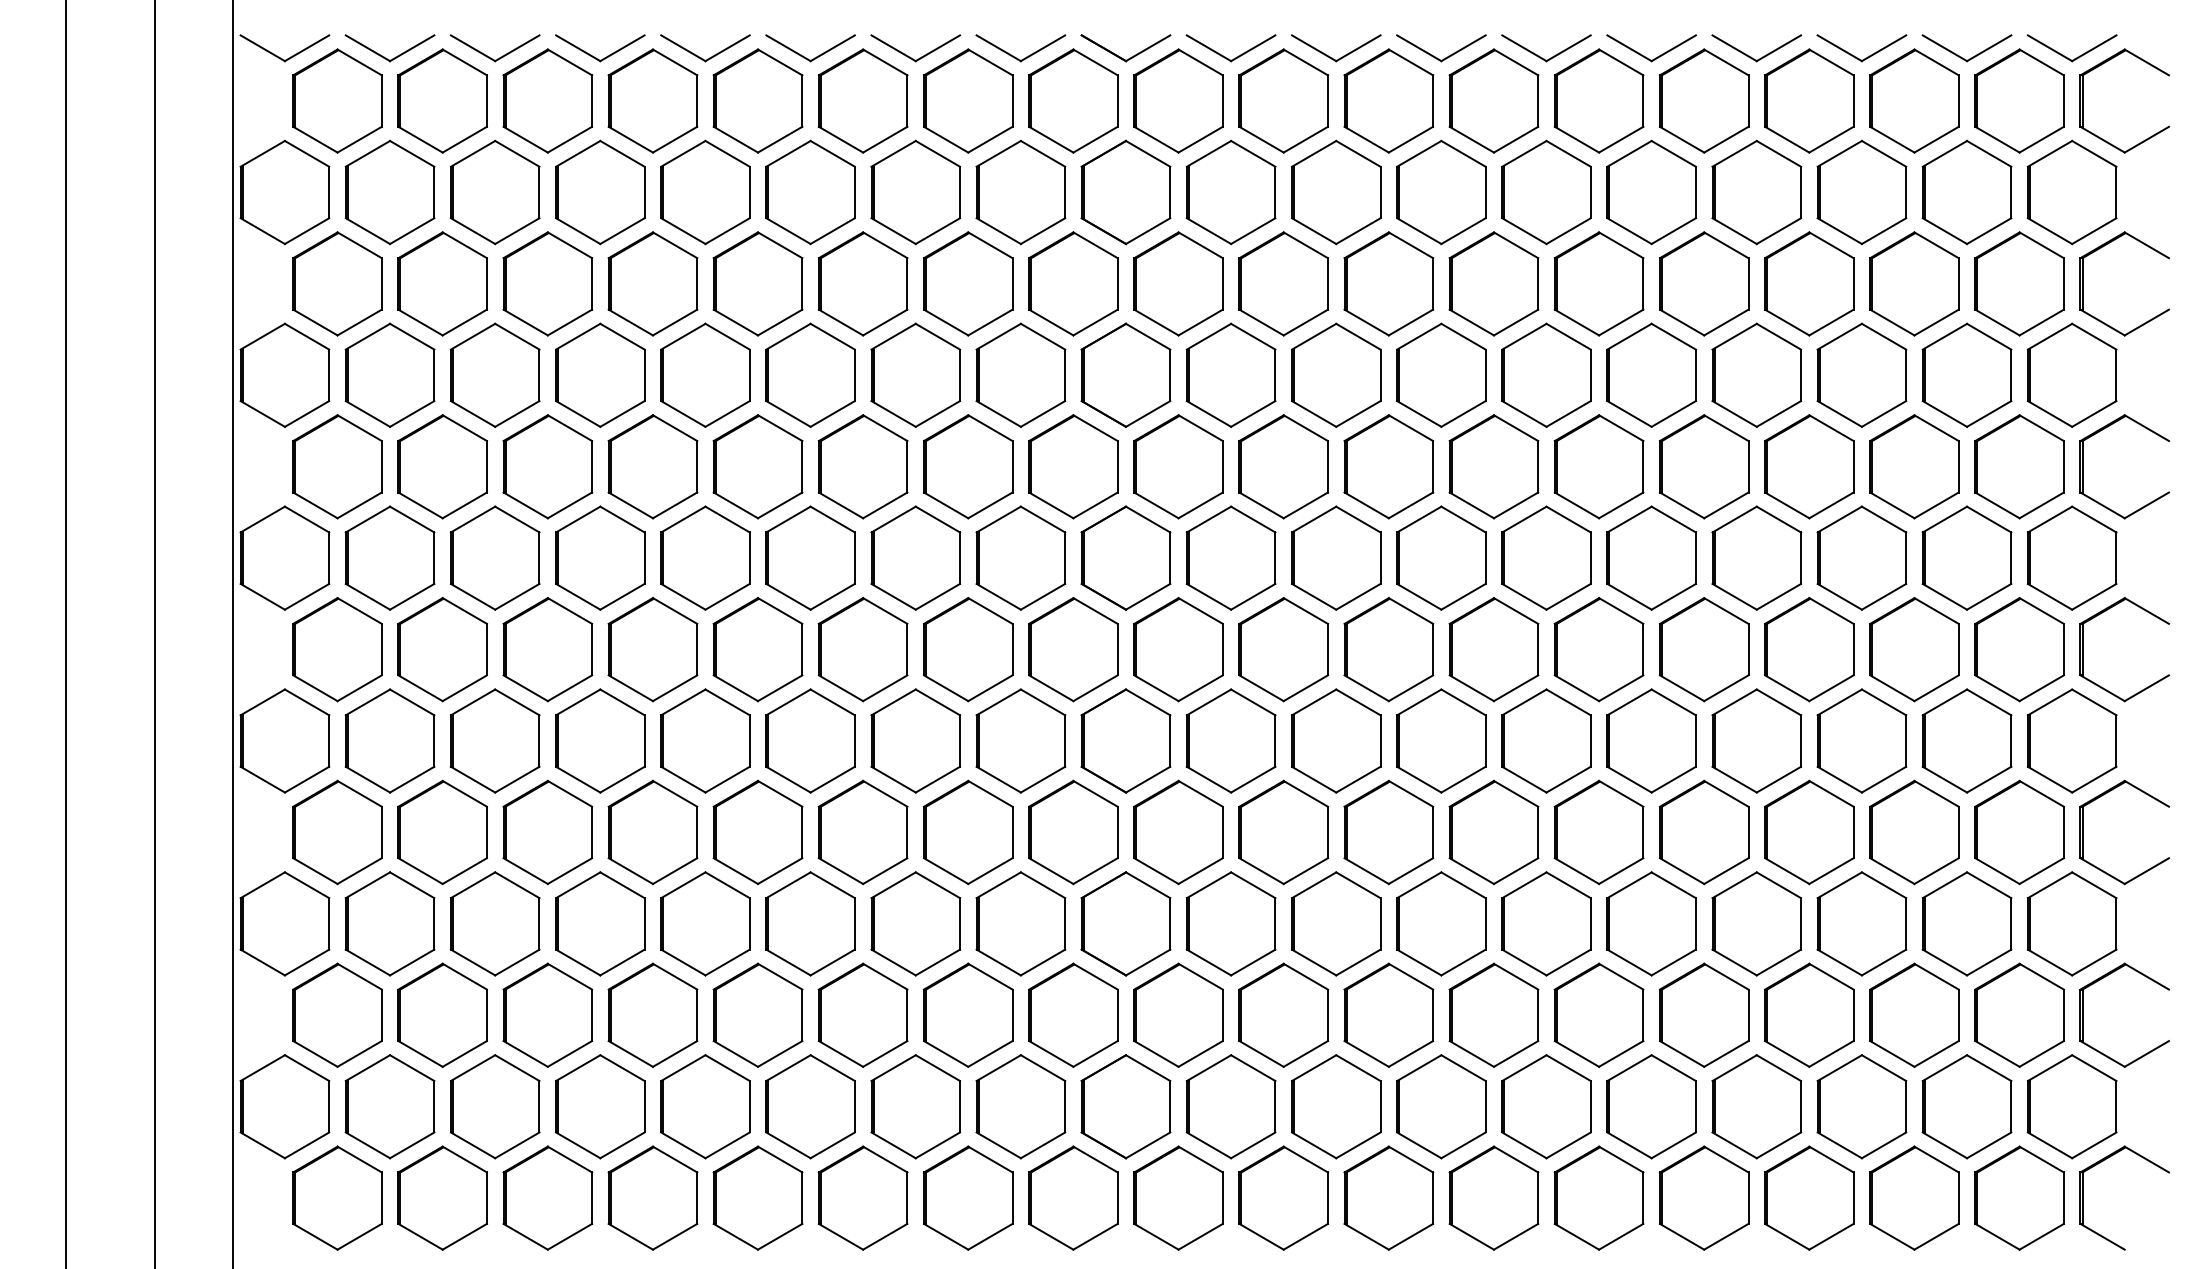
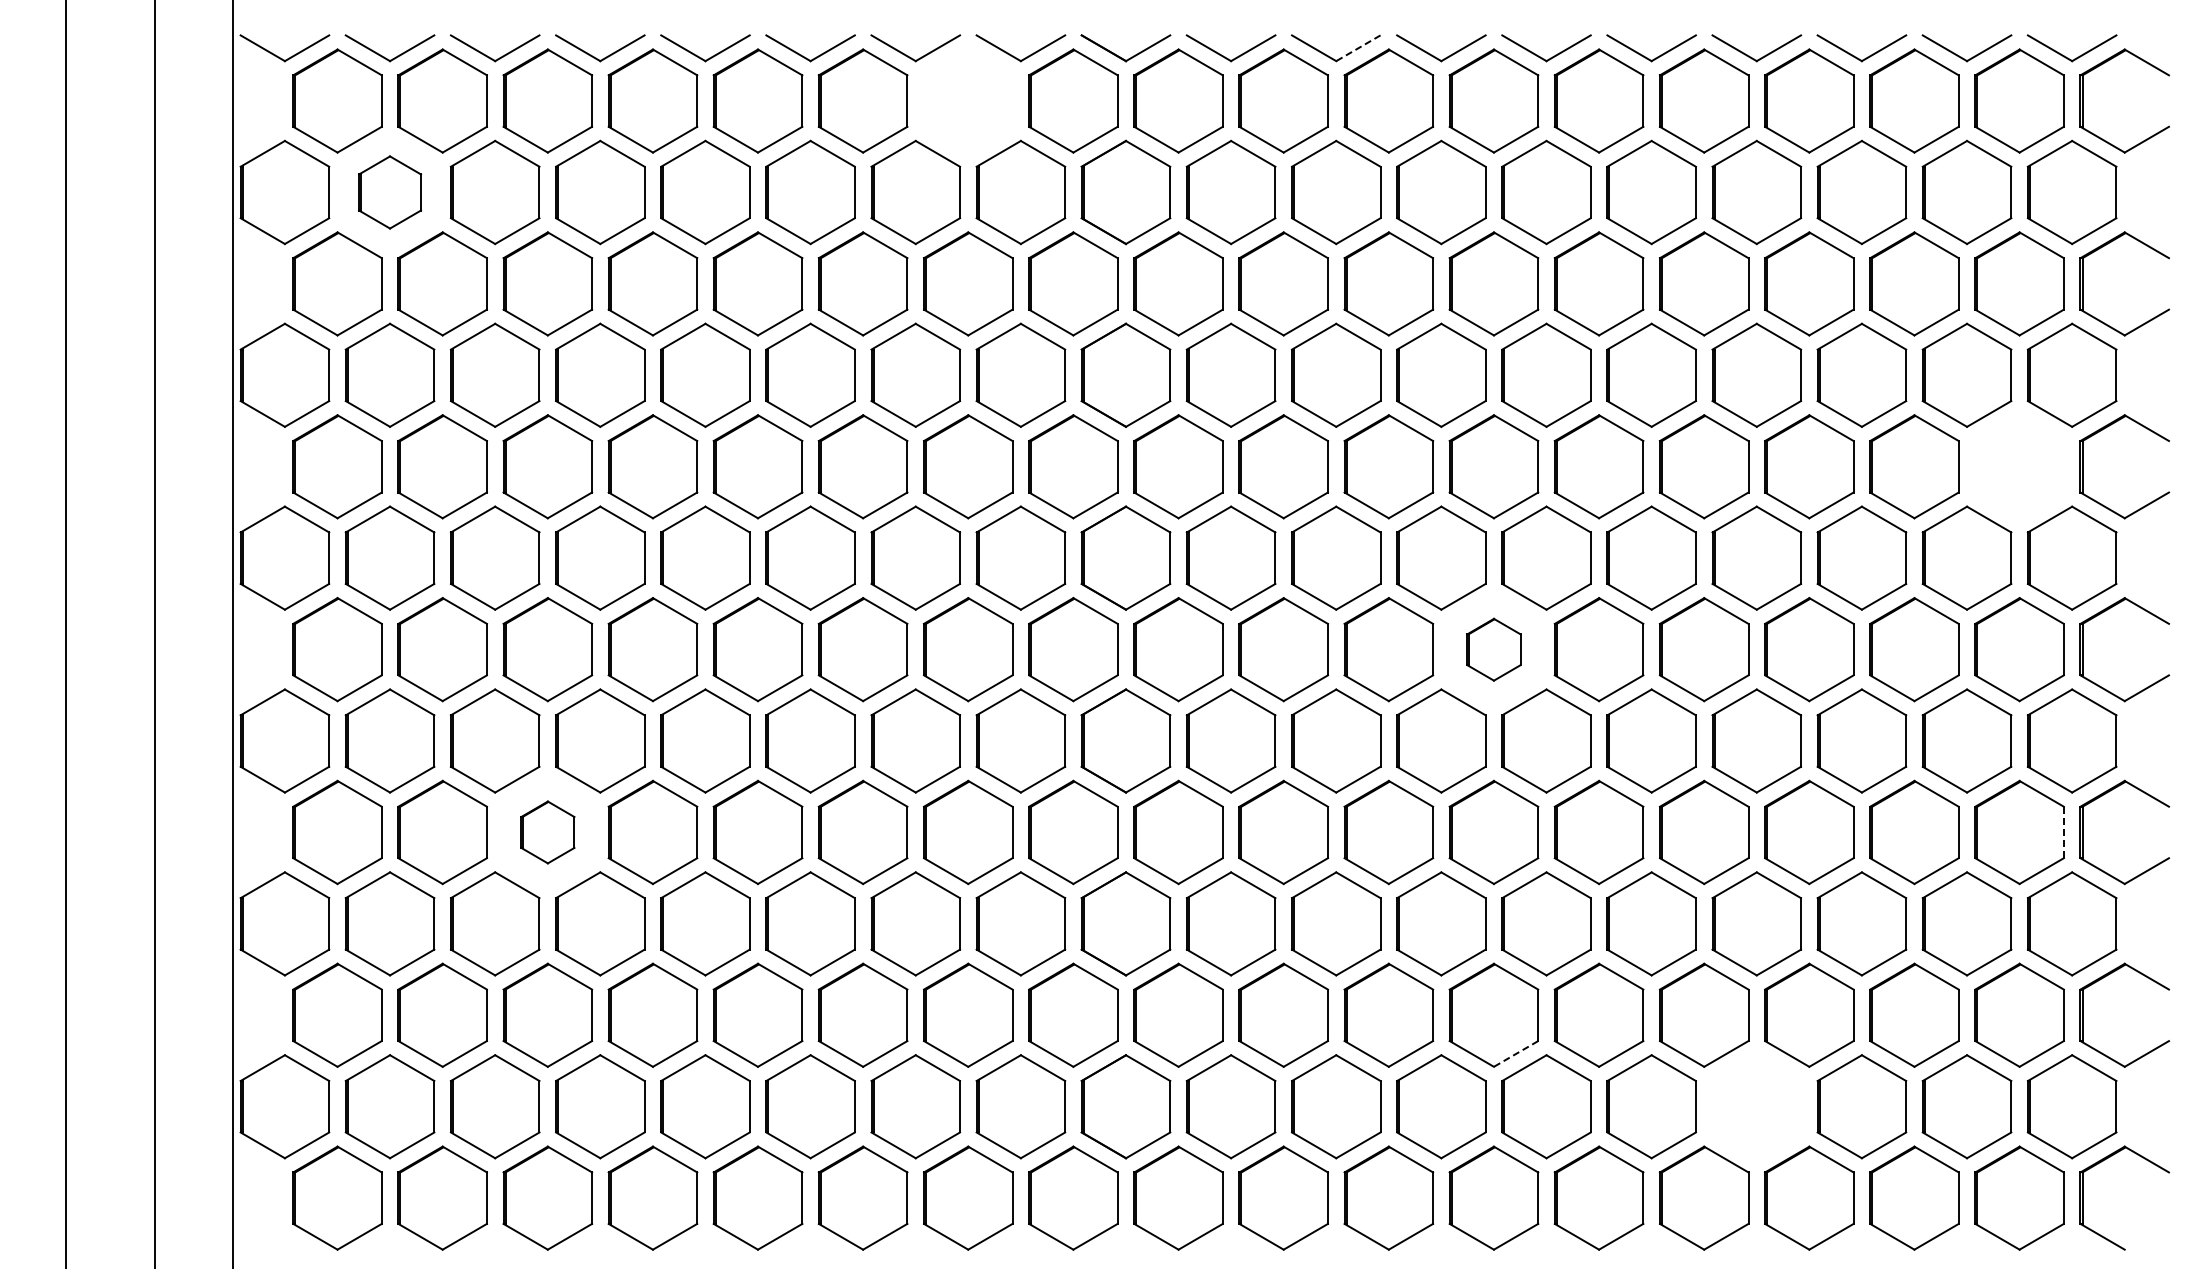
line: solid -> dashed (1358, 48)
part: present -> none (968, 100)
part size: 92x107 px -> 65x75 px (390, 192)
part: present -> none (2019, 466)
part size: 92x106 px -> 56x65 px (1493, 649)
part size: 92x107 px -> 56x65 px (547, 832)
line: solid -> dashed (2063, 832)
line: solid -> dashed (1516, 1053)
part: present -> none (1756, 1106)
